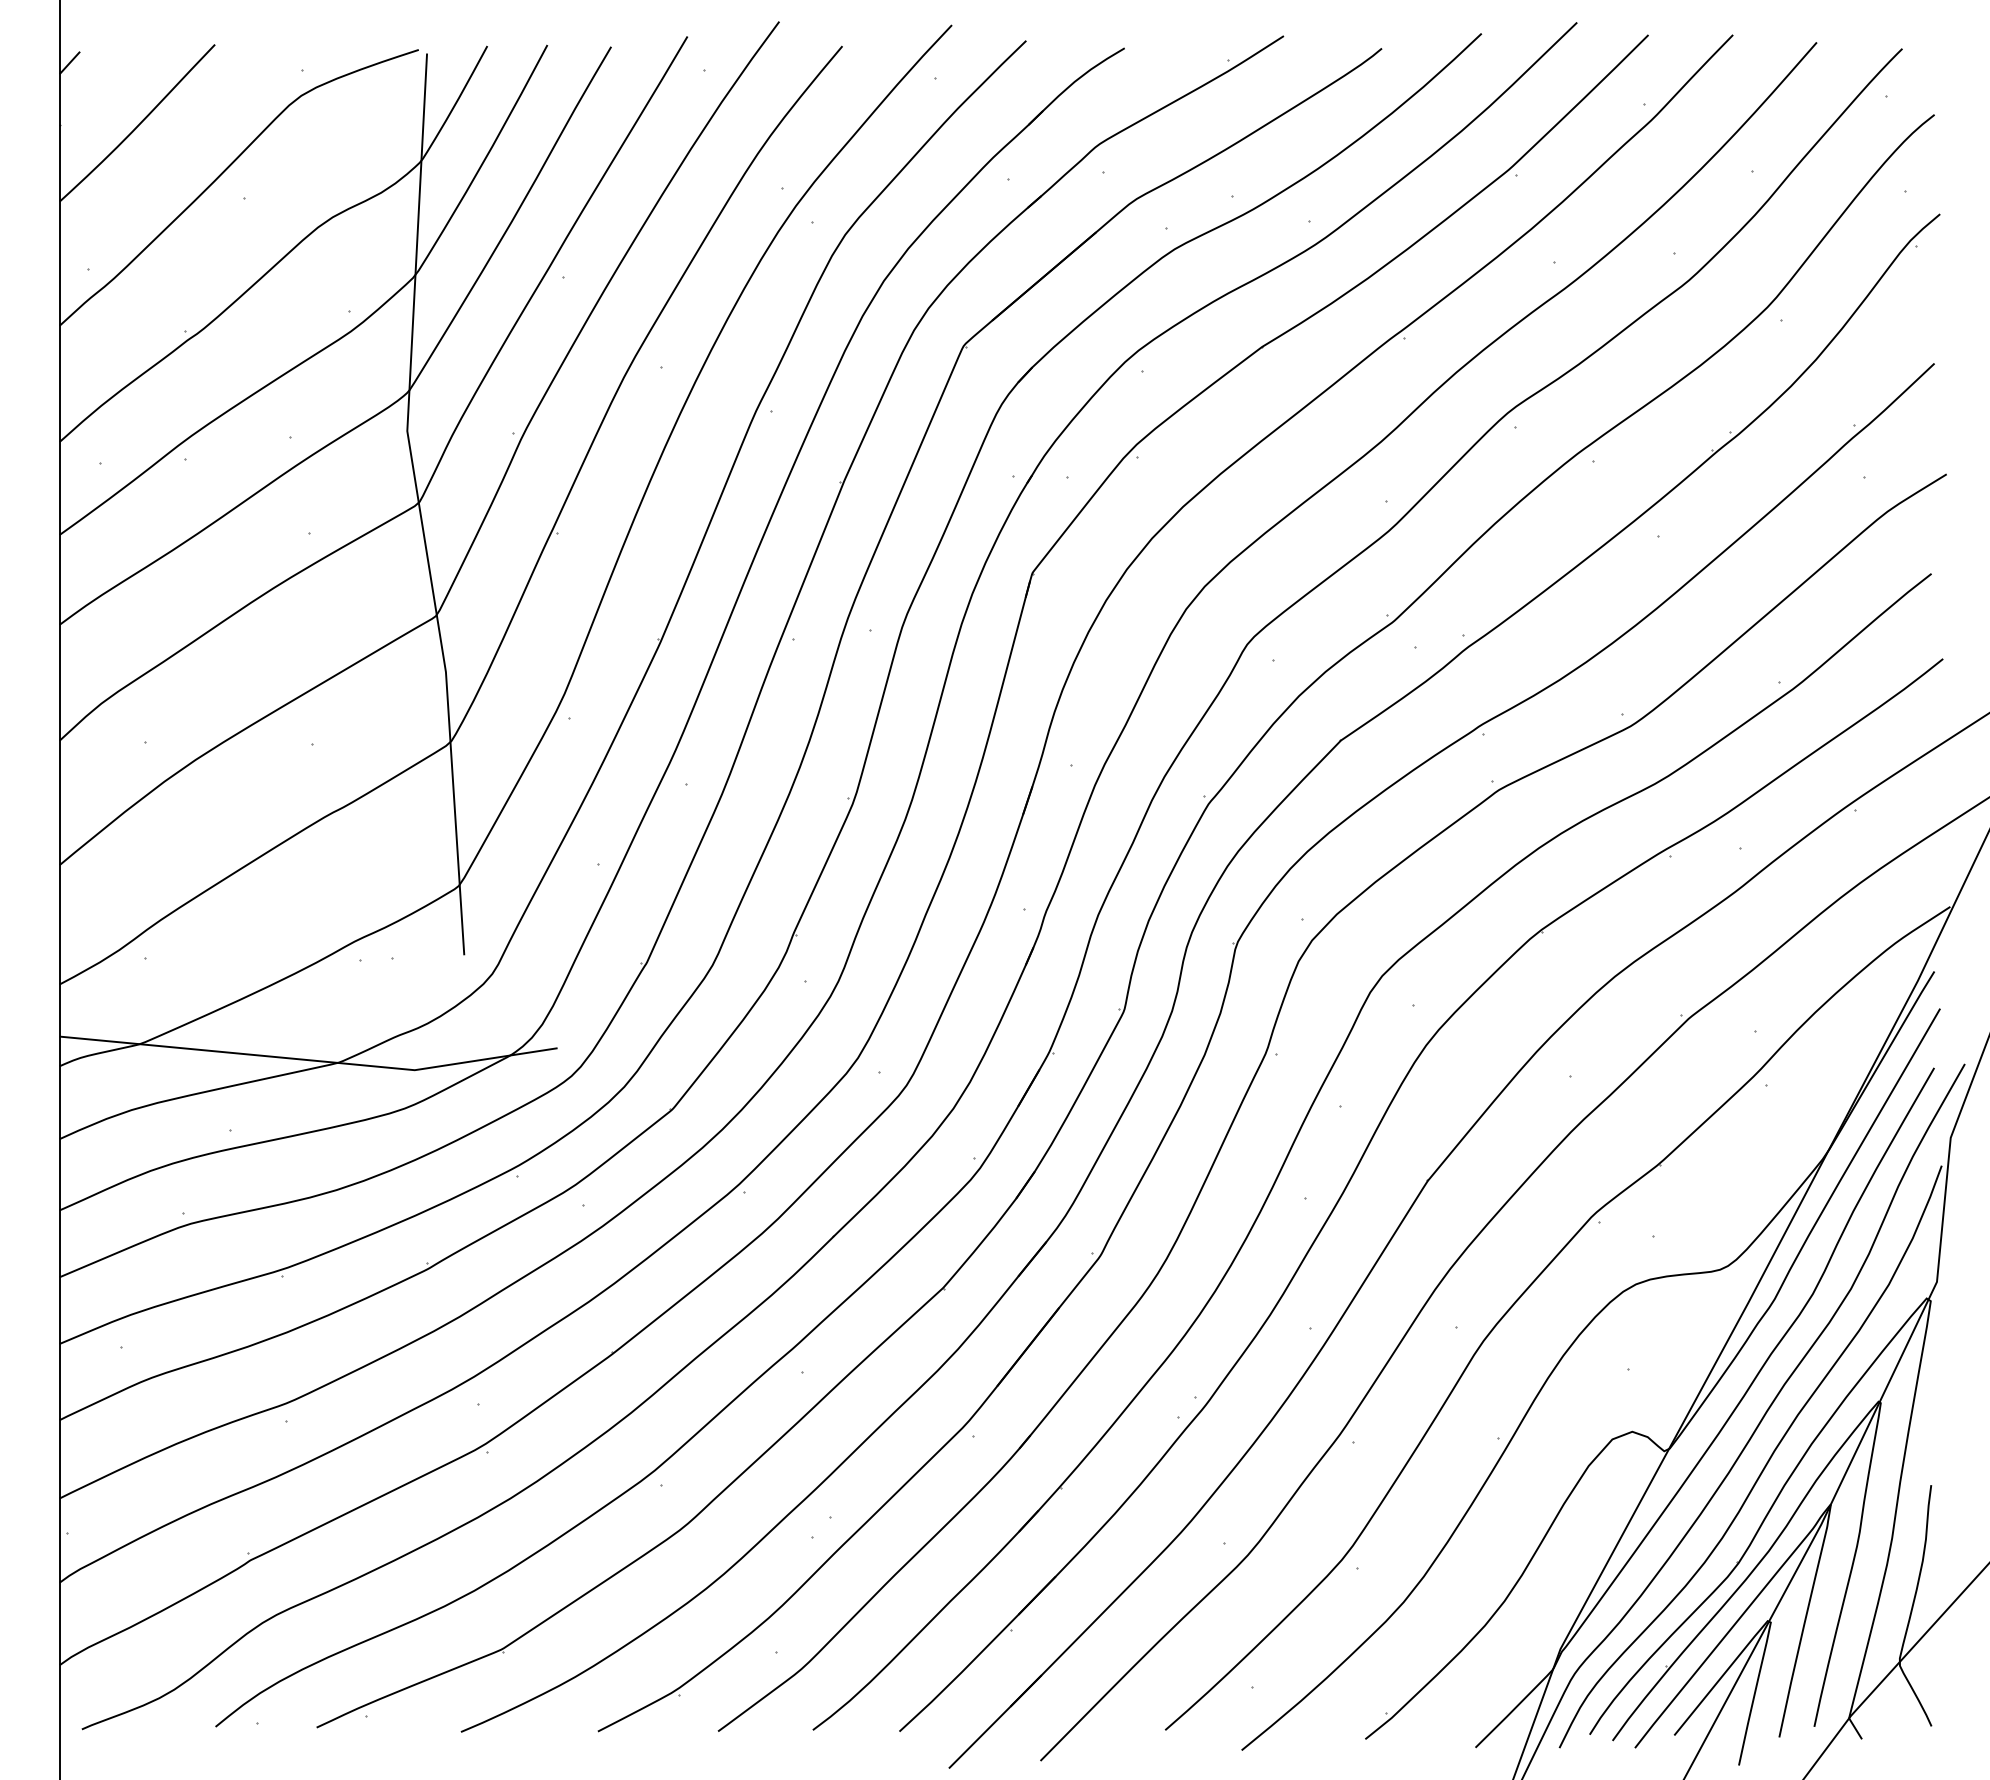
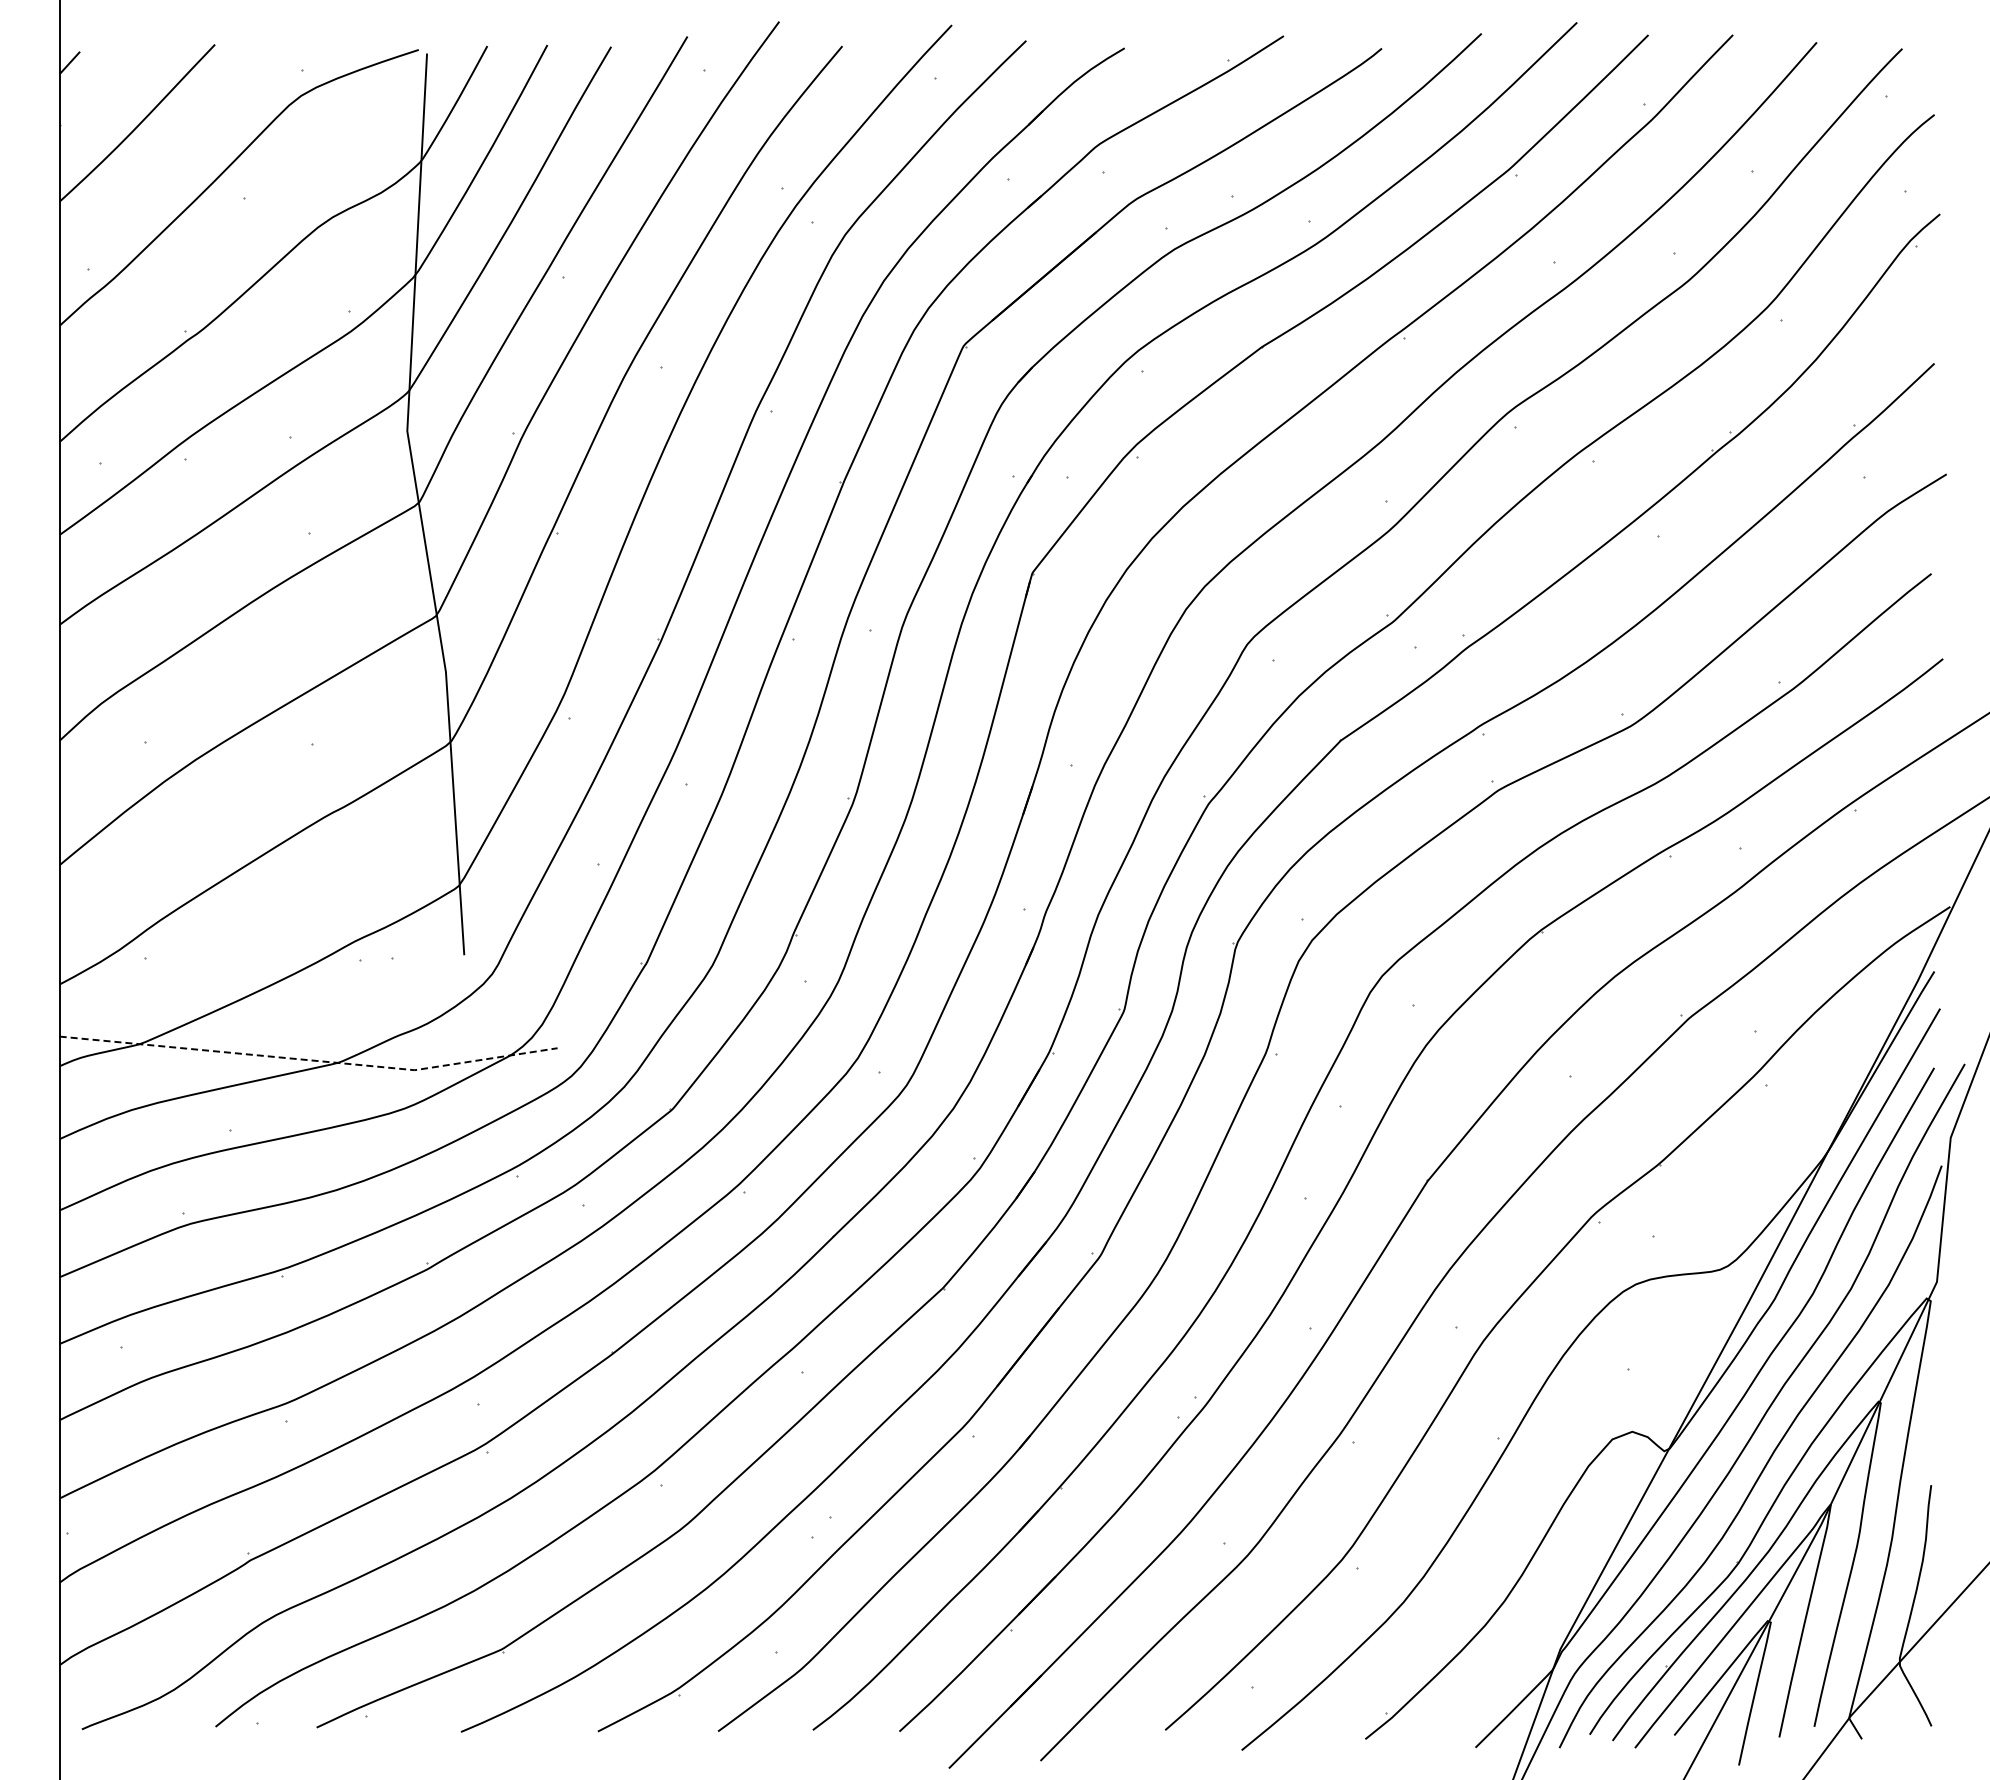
line: solid -> dashed (310, 1060)
